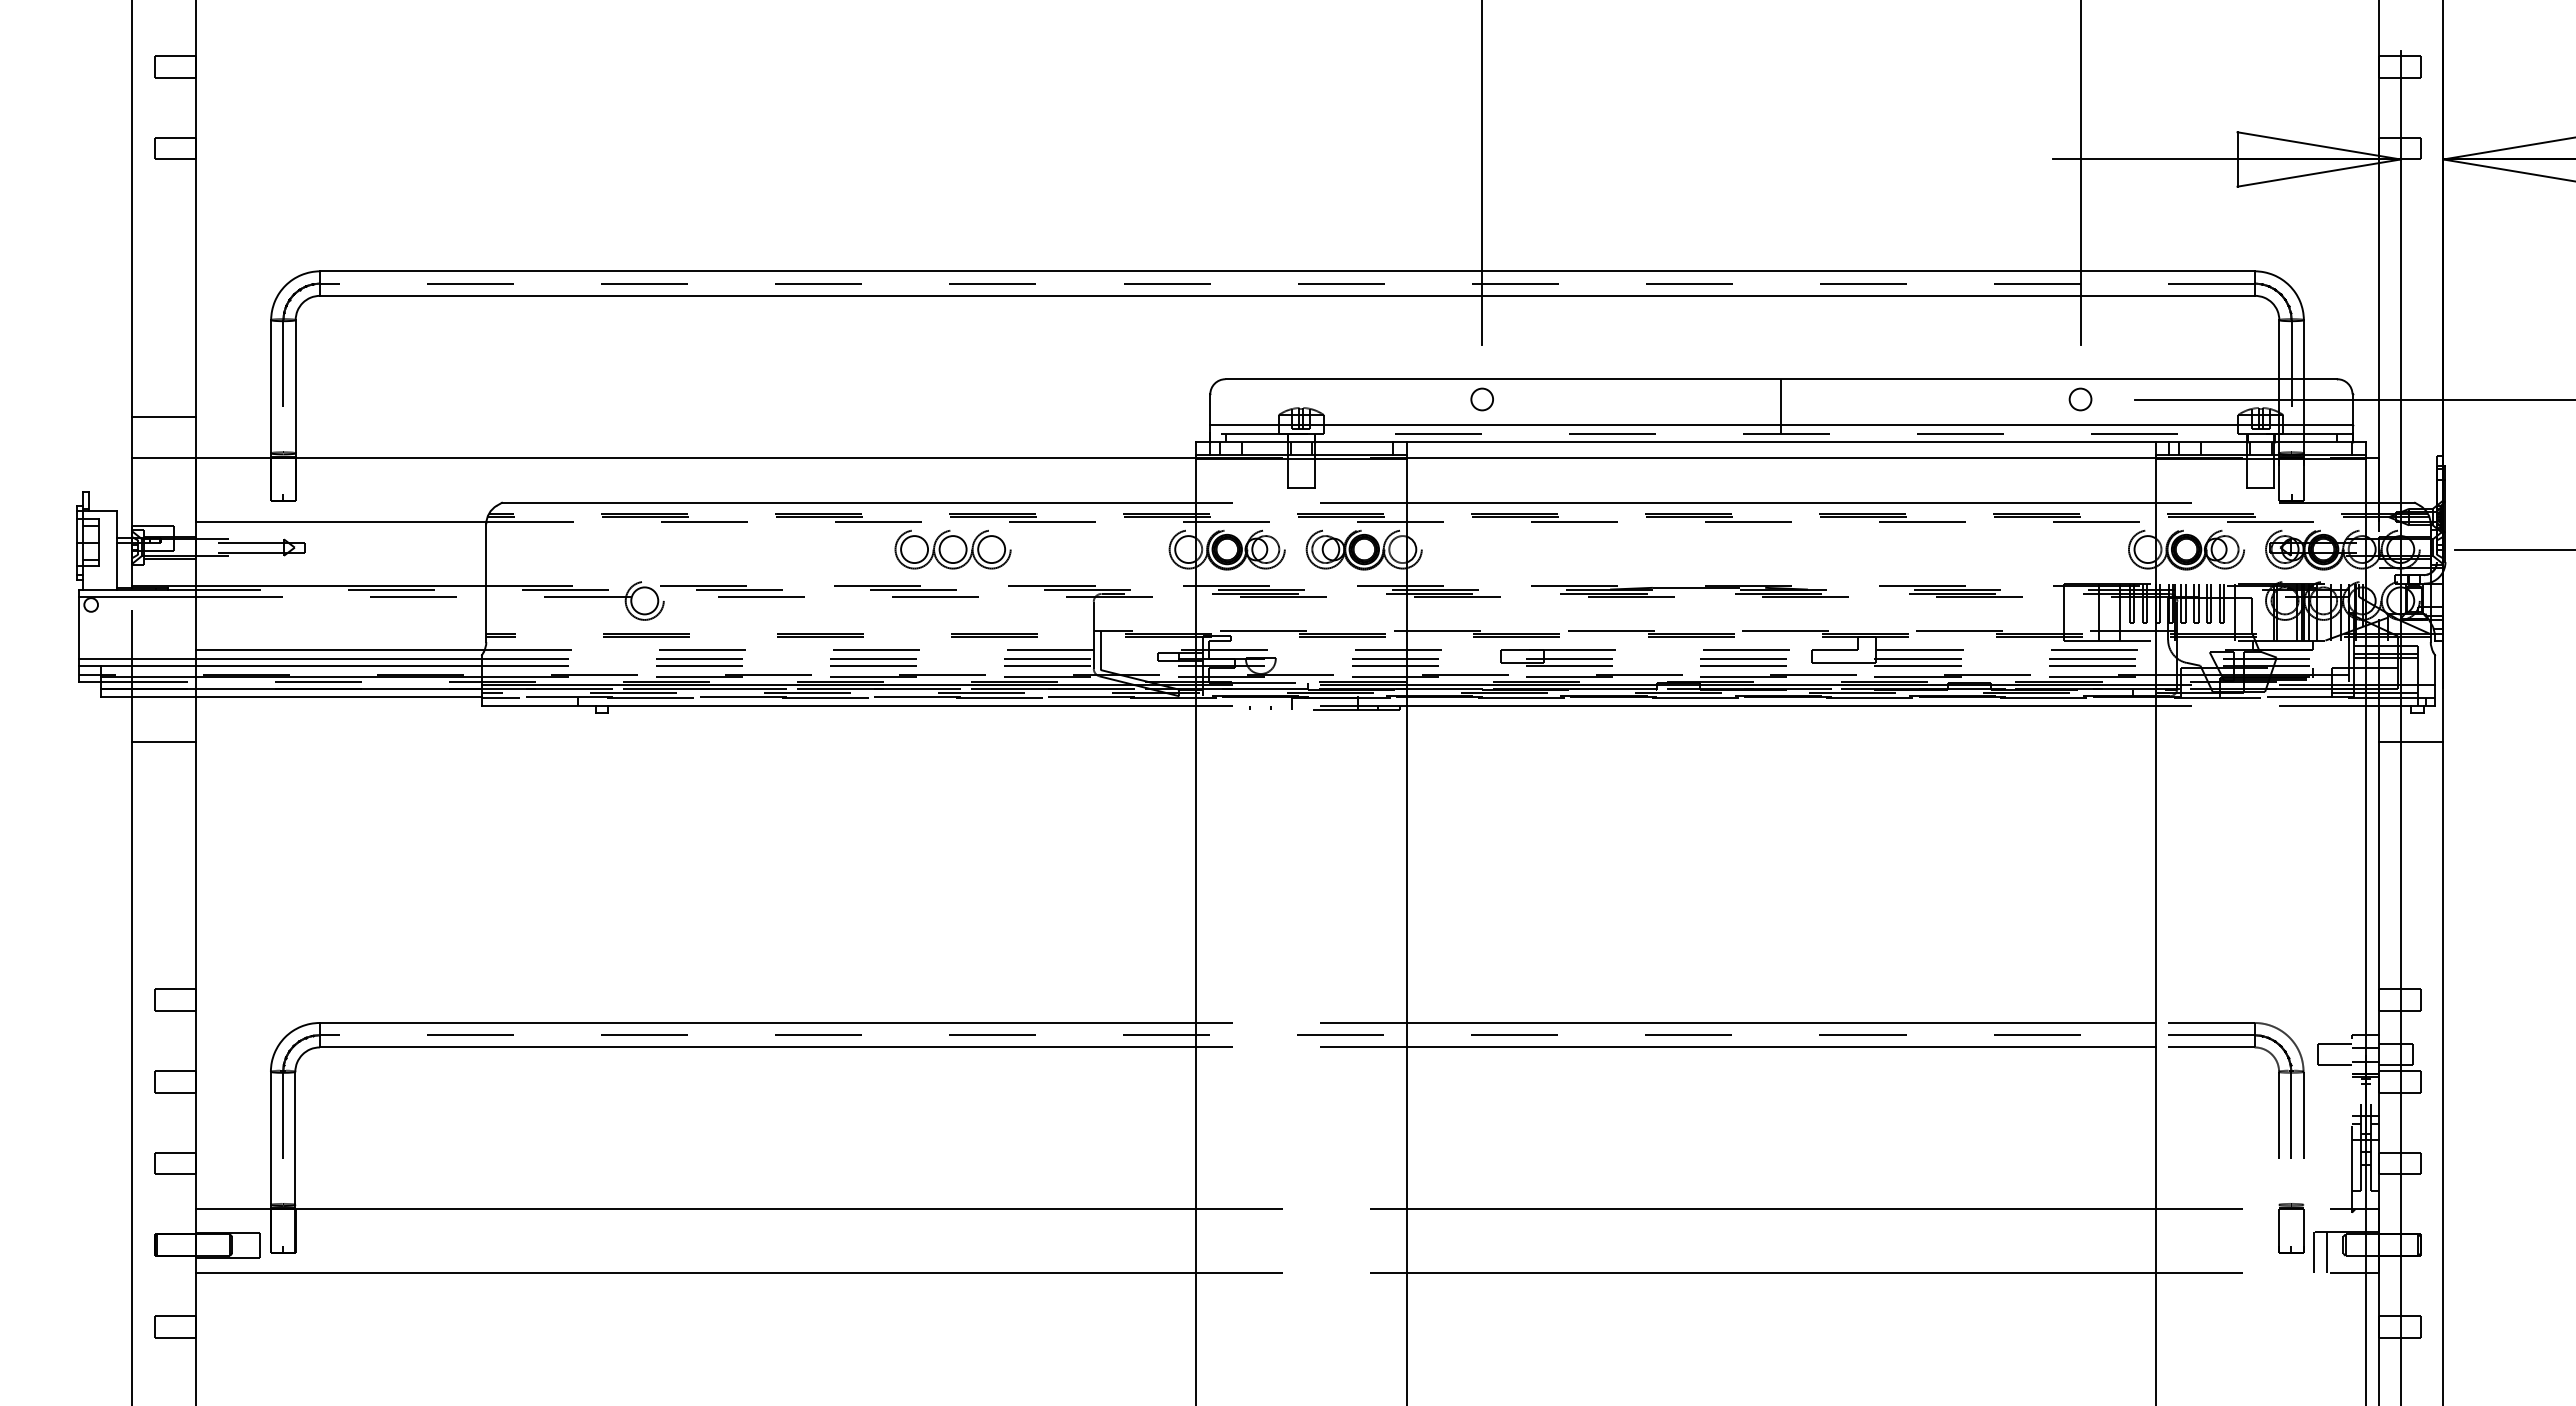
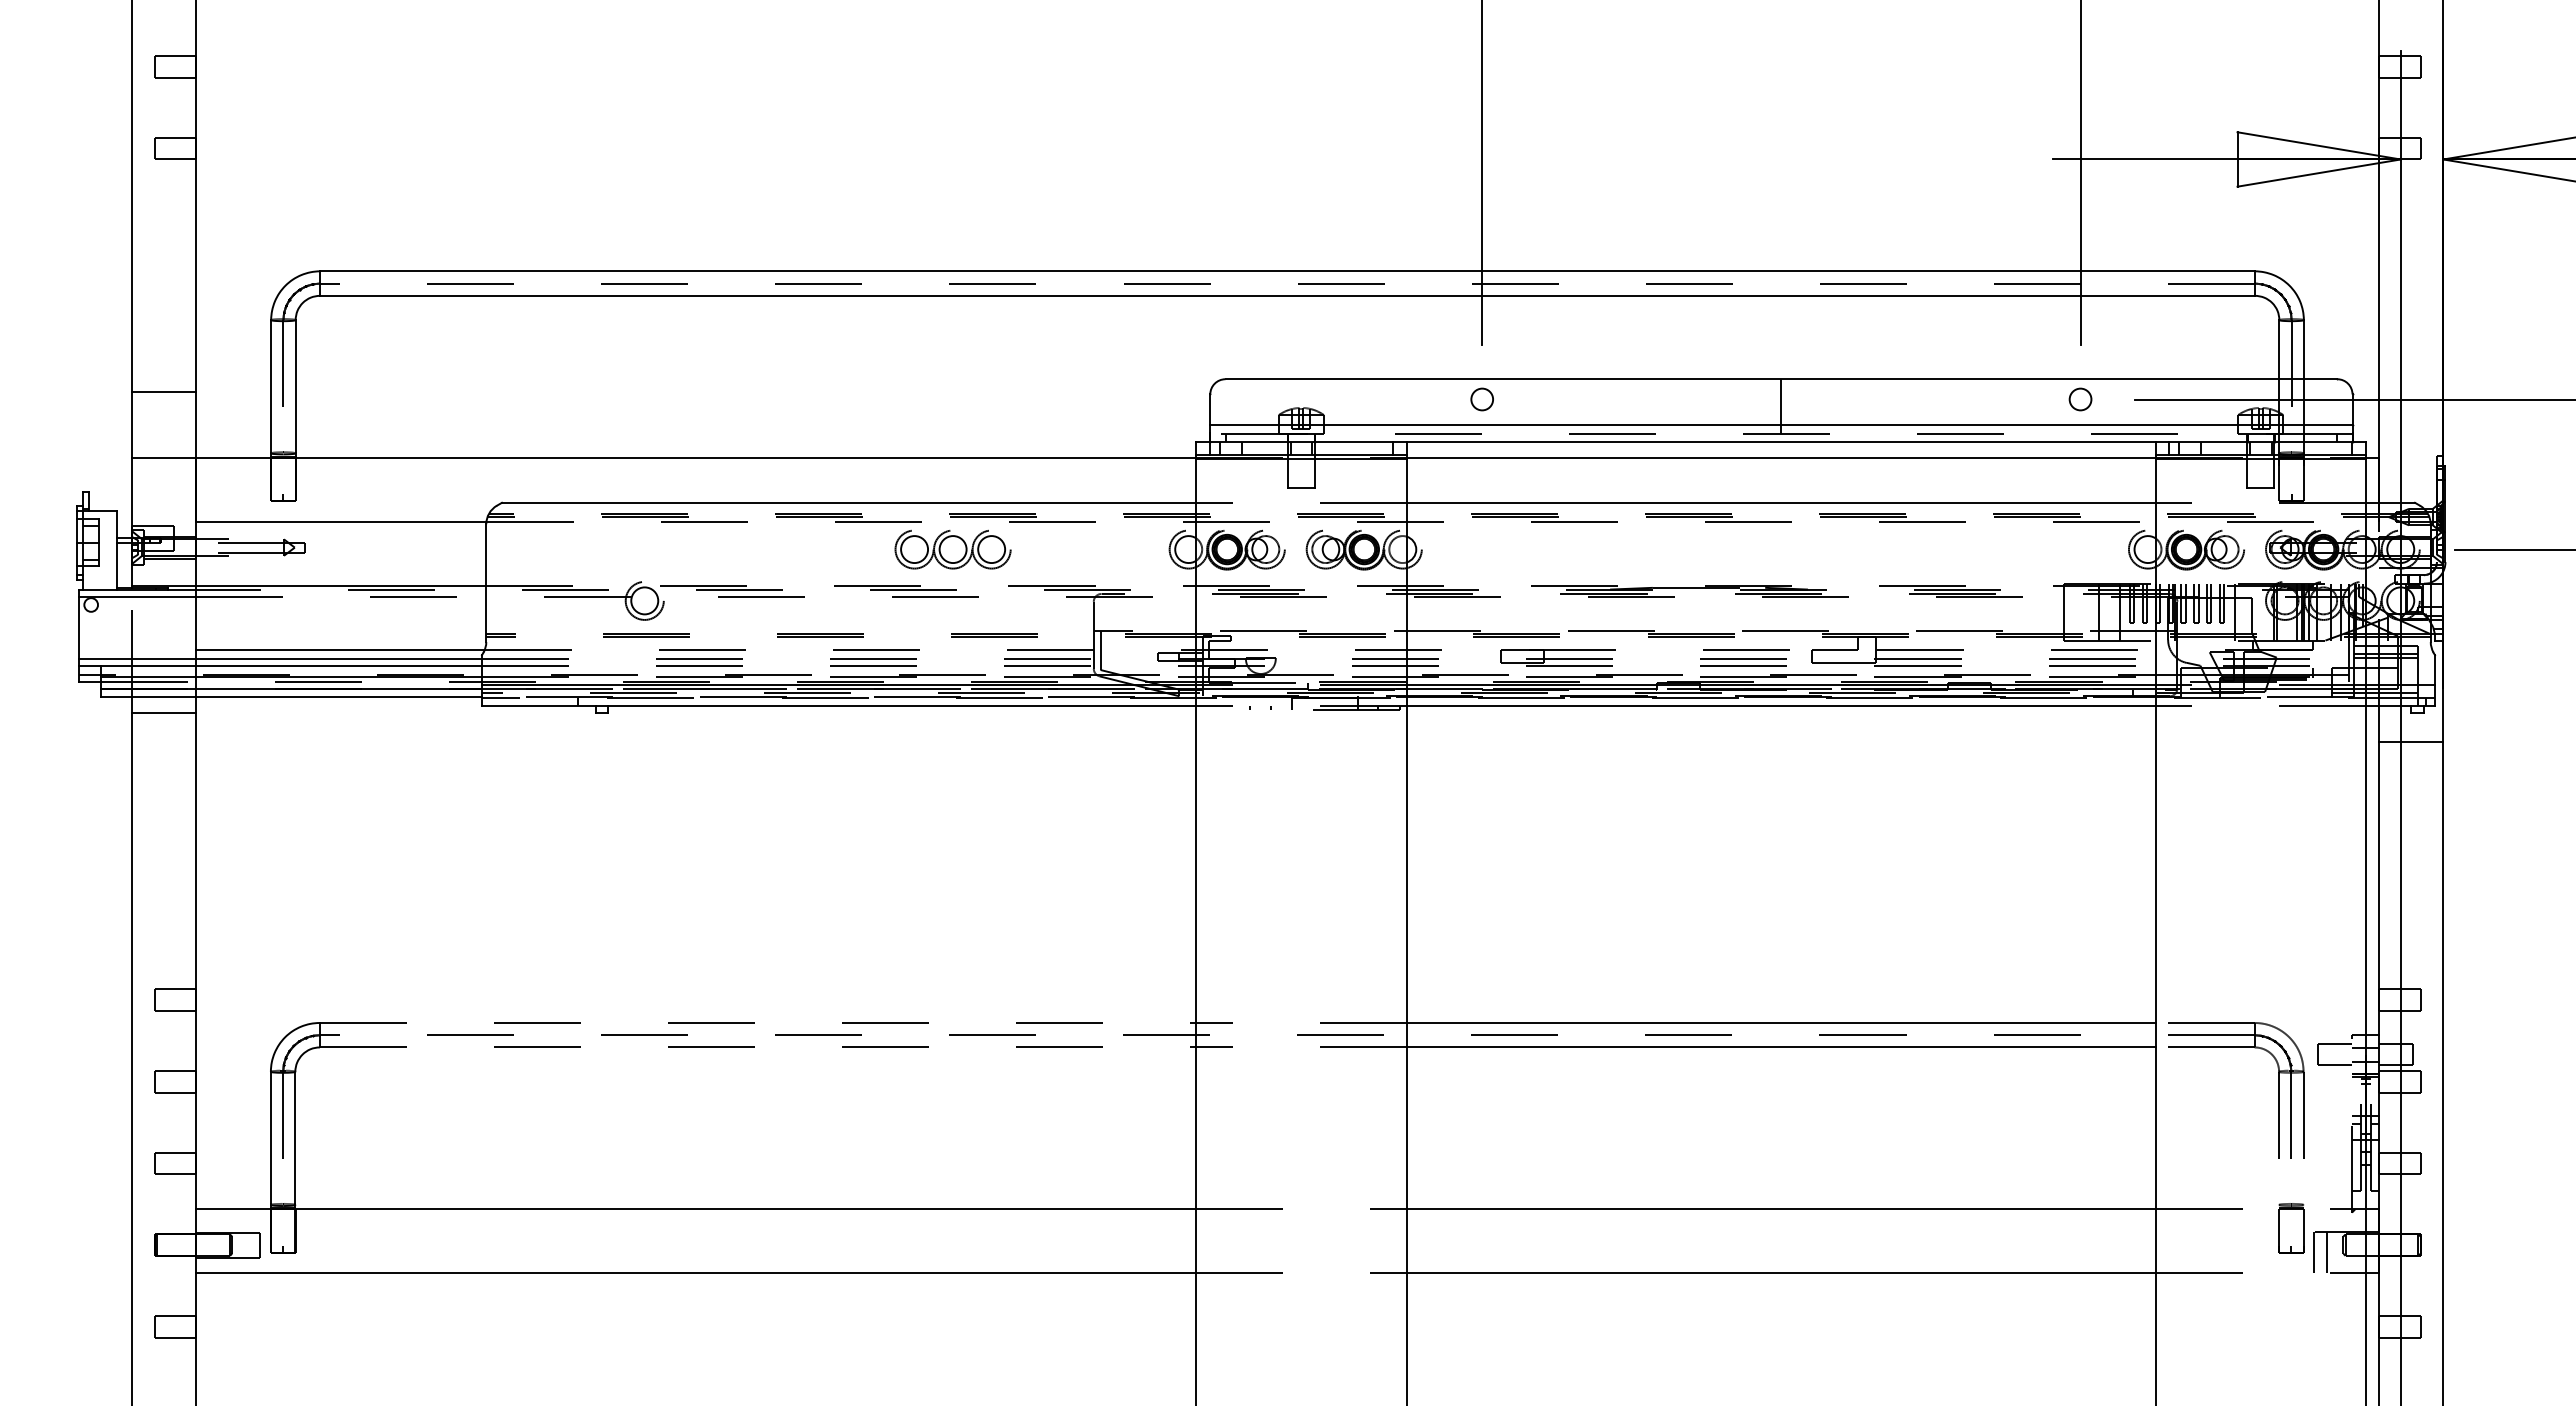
line position: (163, 416) -> (163, 391) (163, 391)
line position: (163, 742) -> (163, 713) (163, 713)
line: solid -> dashed (758, 1022)
line: solid -> dashed (758, 1047)
